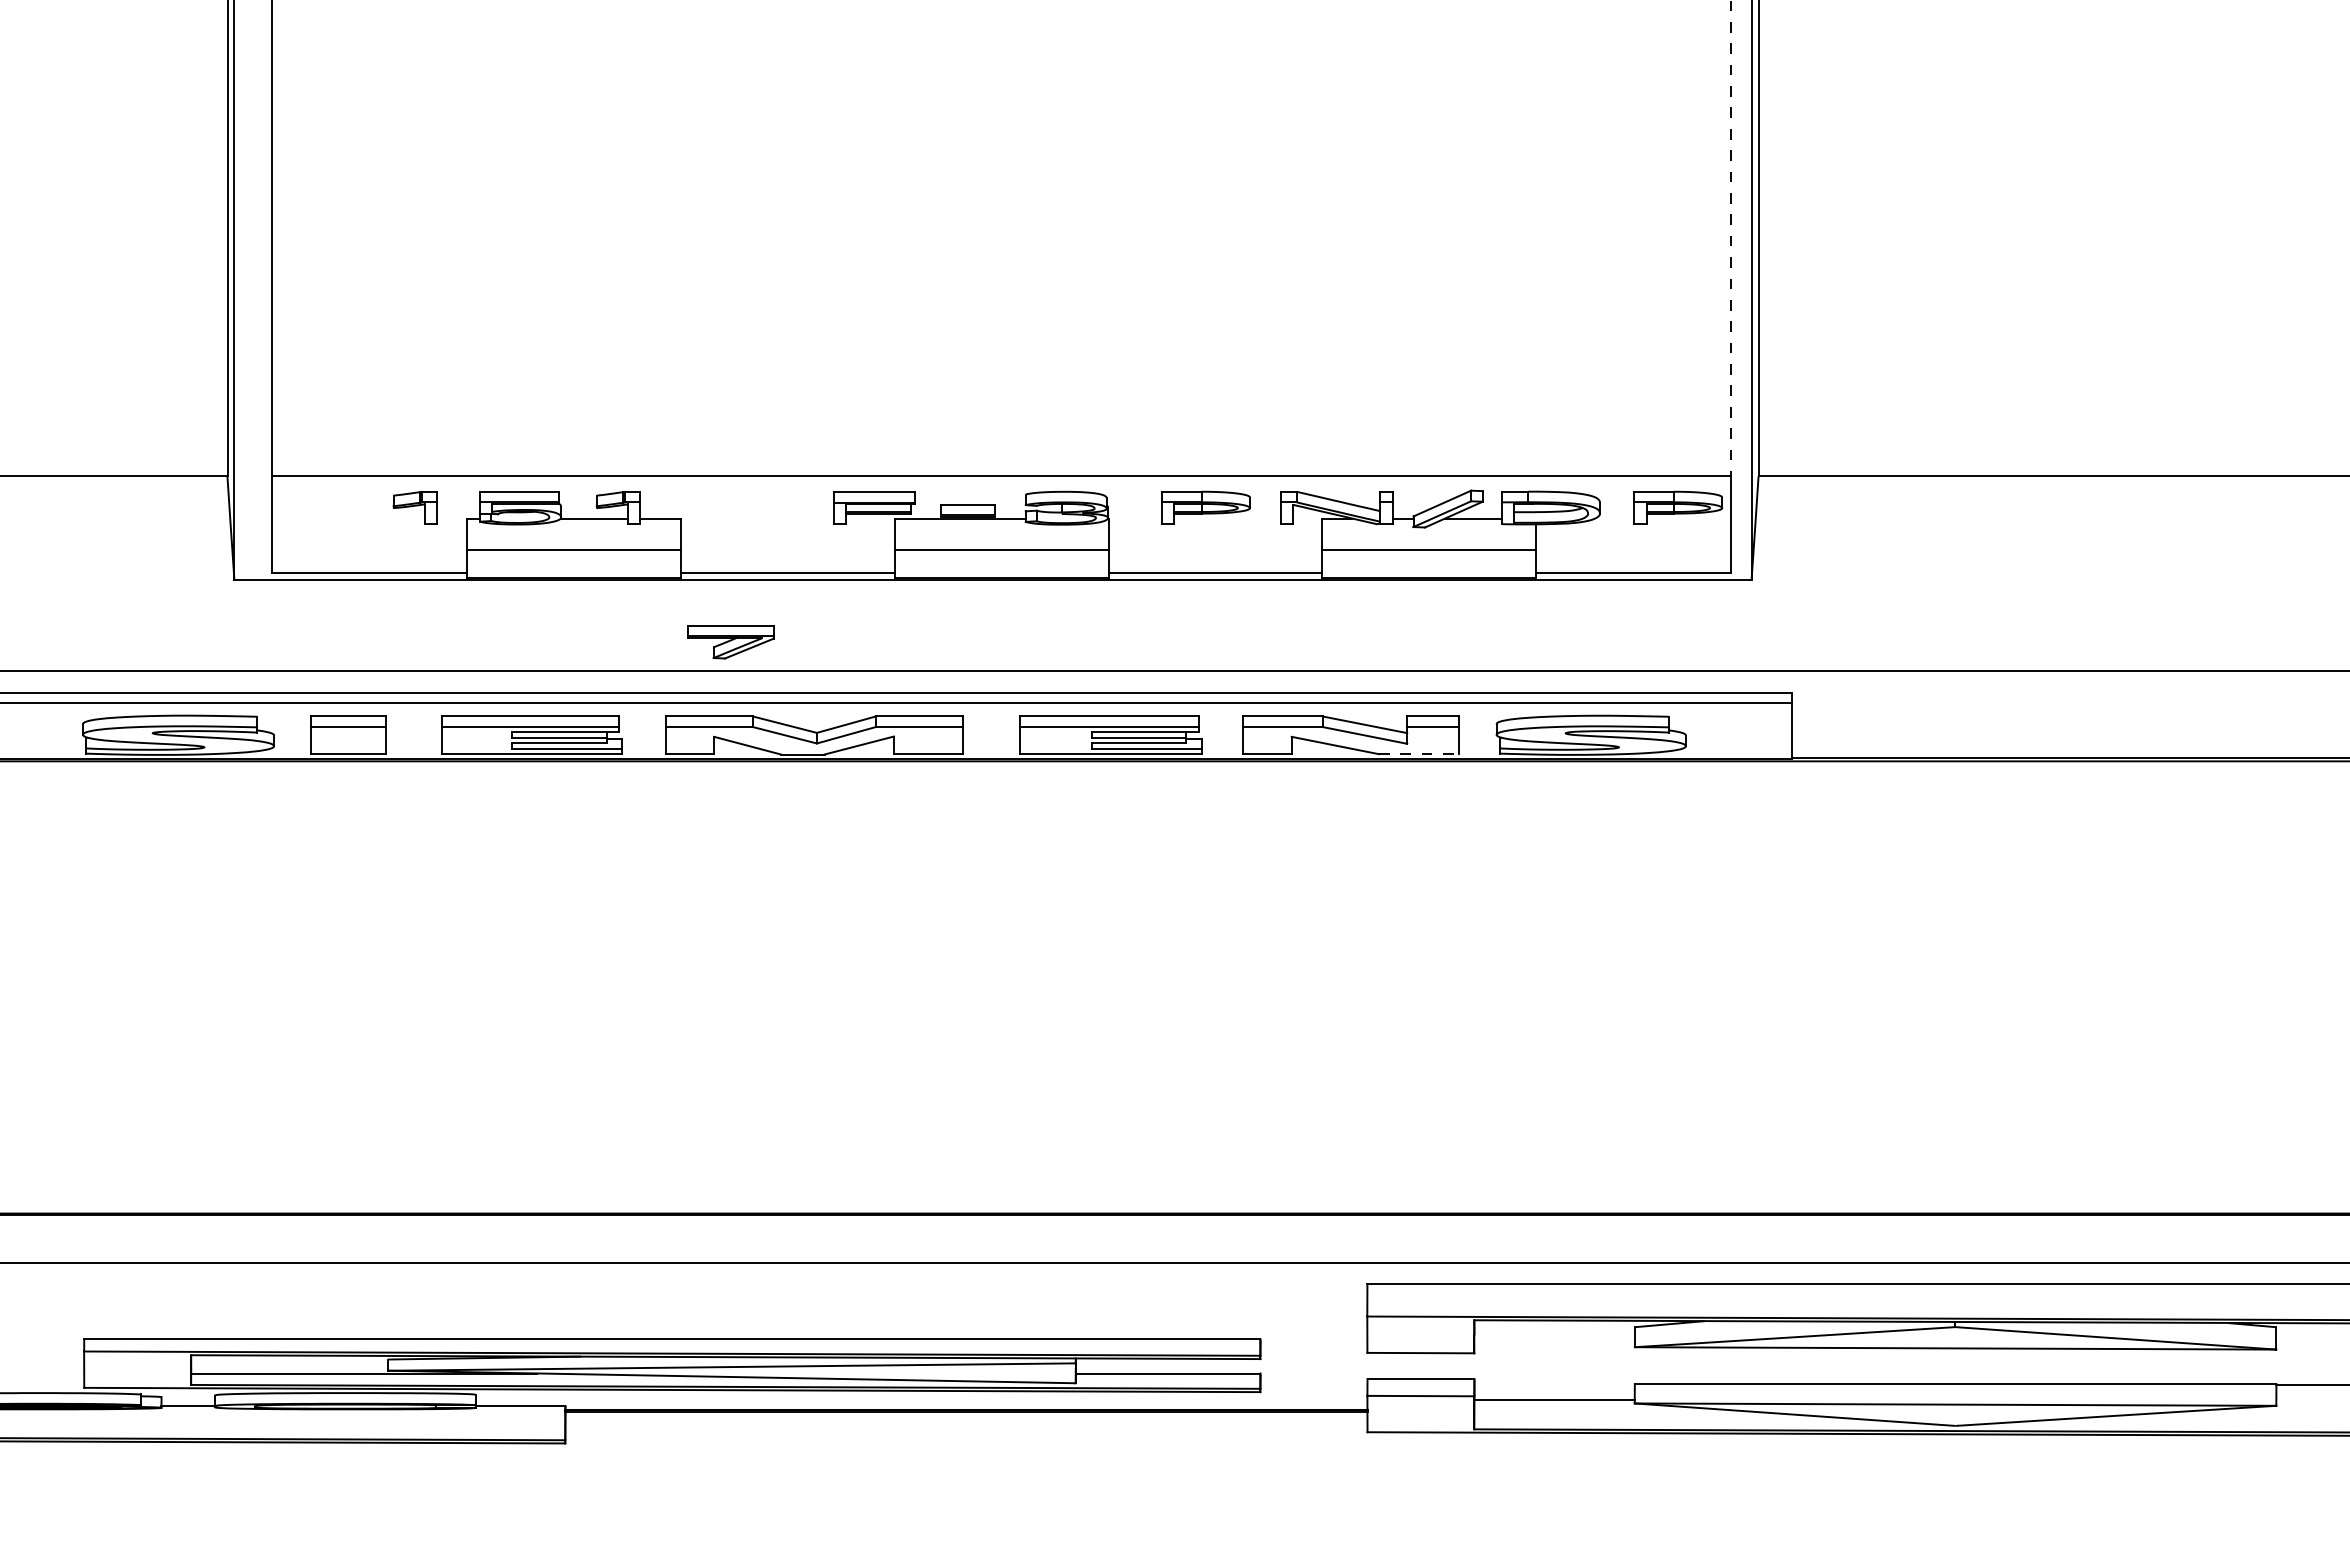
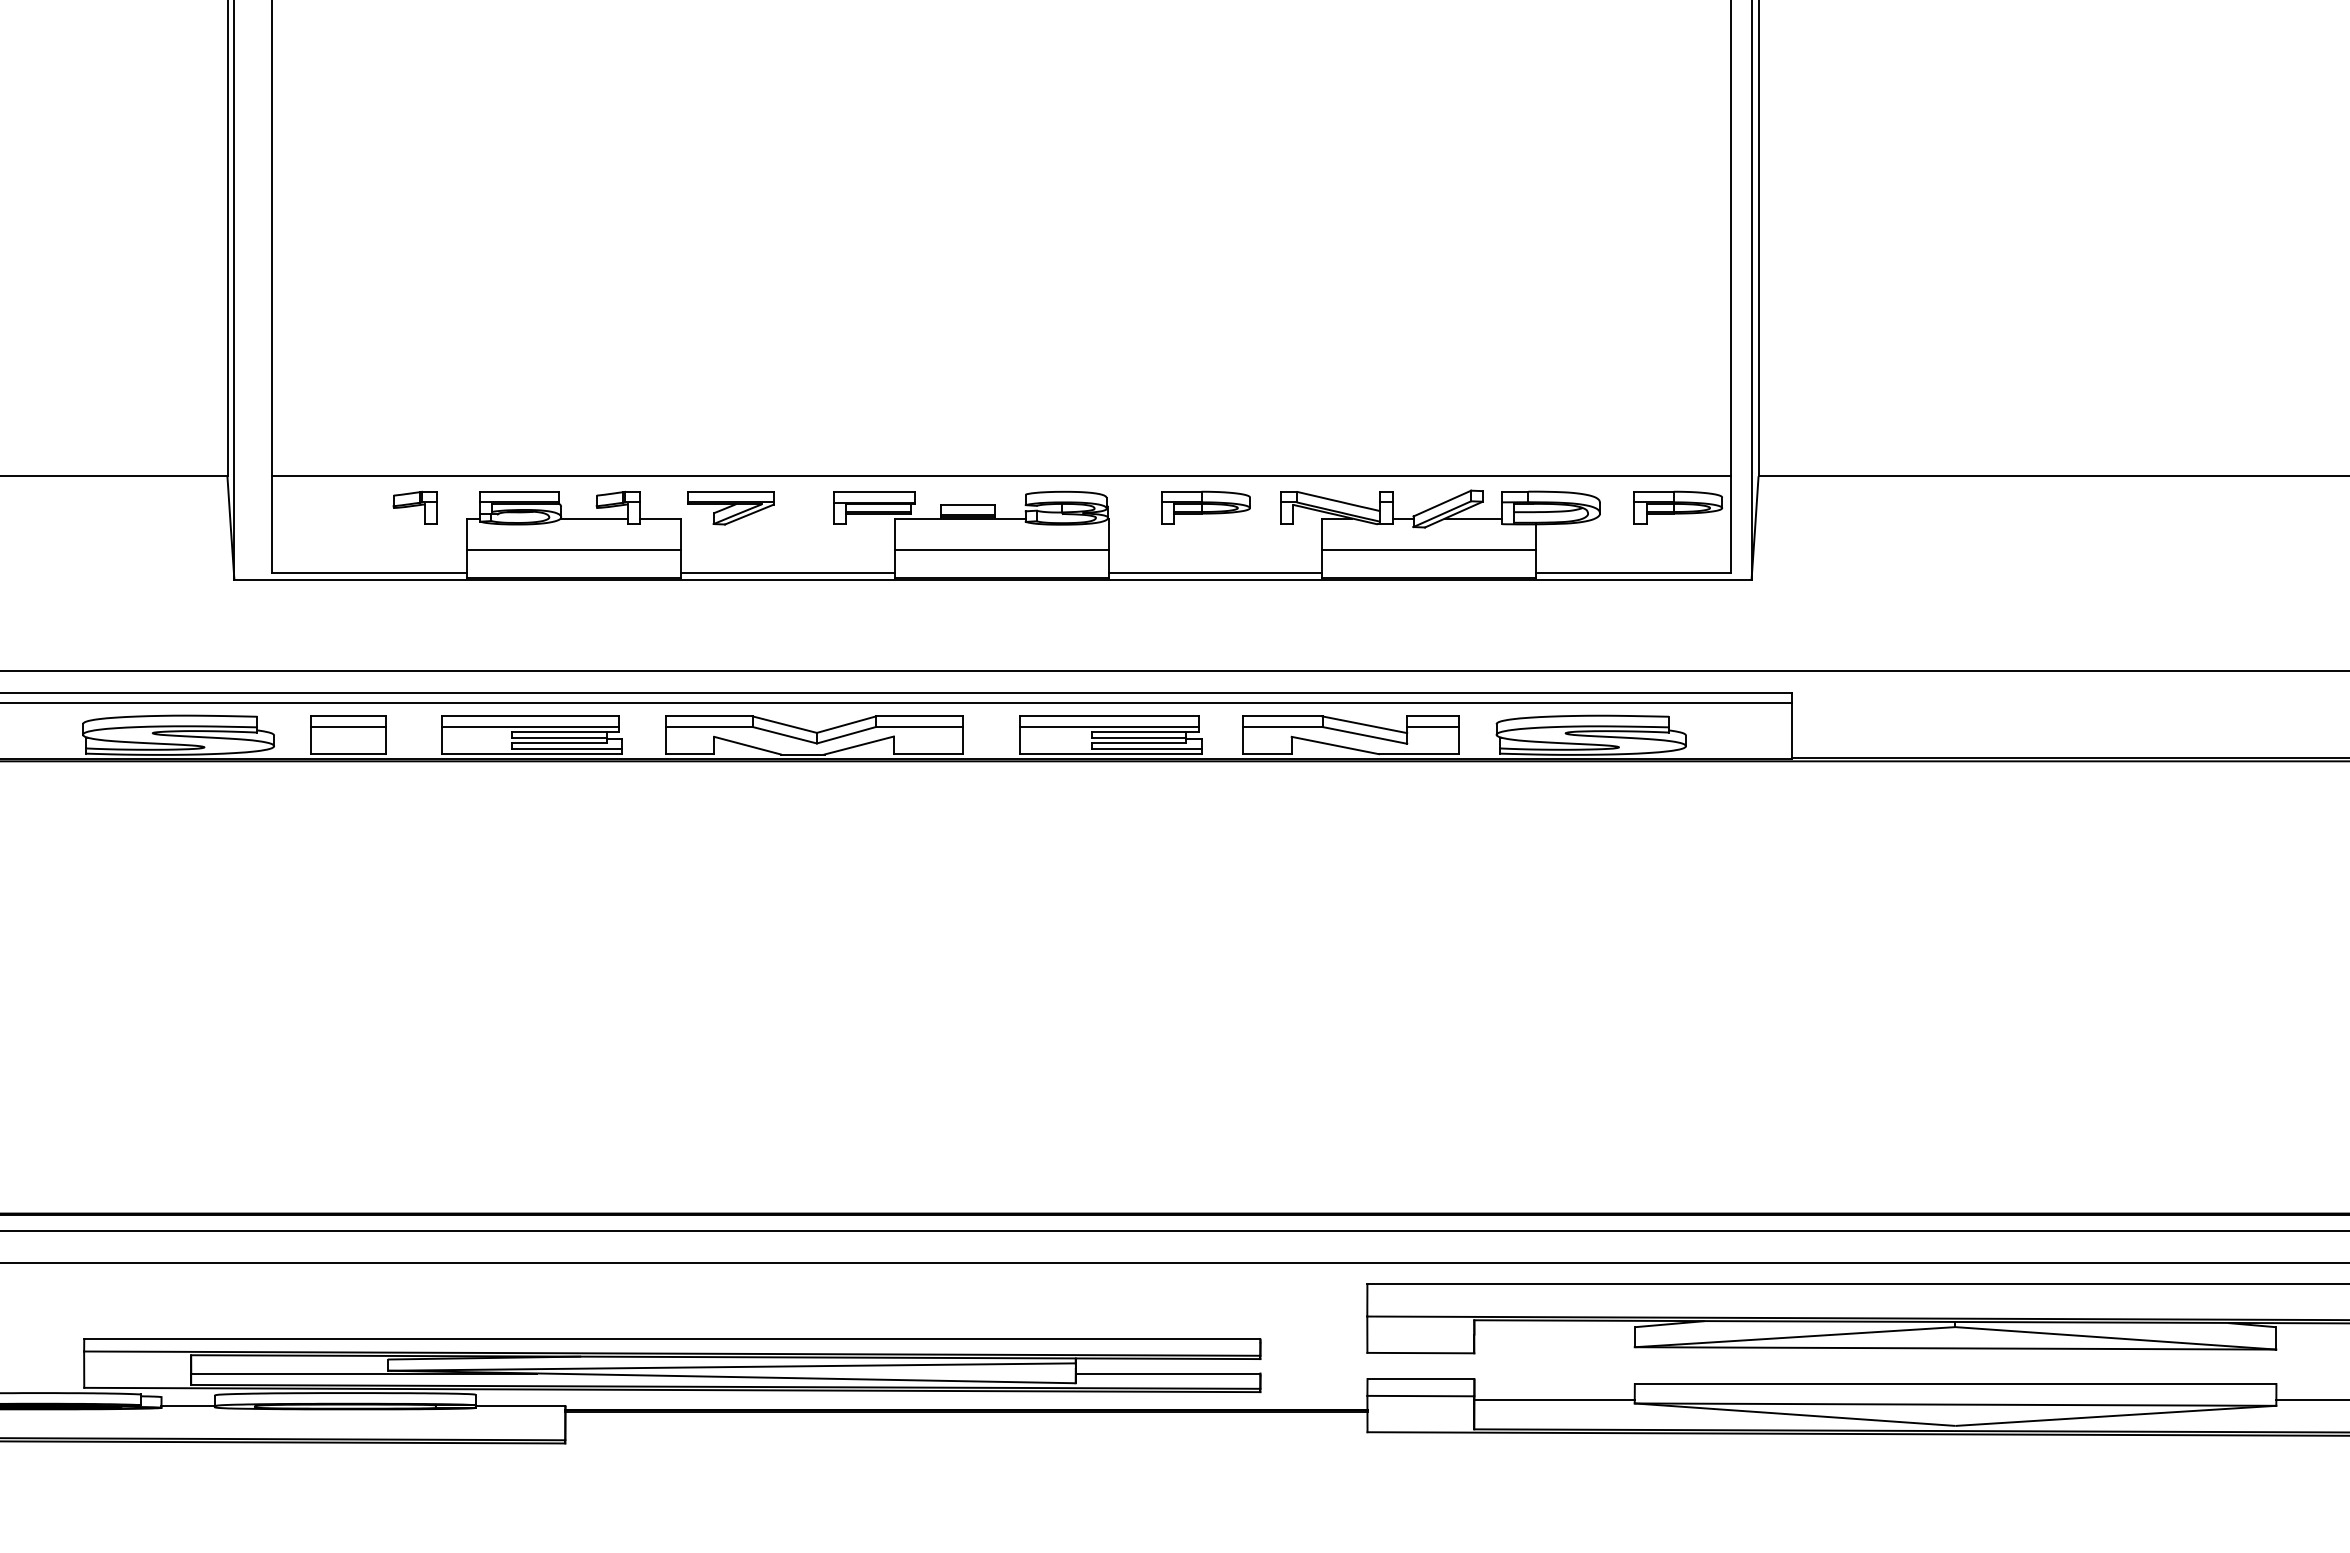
line: dashed -> solid (1730, 238)
part position: (730, 642) -> (730, 508) (730, 508)
line: dashed -> solid (1418, 754)
line: none -> present (1174, 1230)
line position: (2311, 1385) -> (2311, 1400) (2311, 1400)
